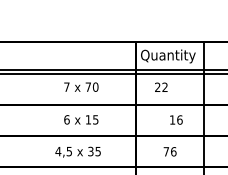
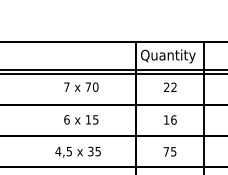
text position: (161, 86) -> (170, 86) (170, 86)
text position: (176, 119) -> (170, 119) (170, 119)
text: 76 -> 75 (173, 151)
